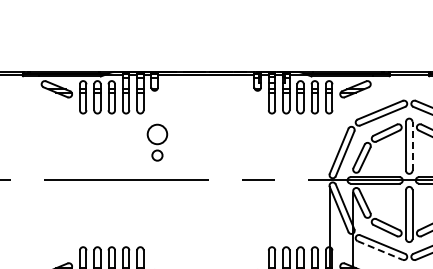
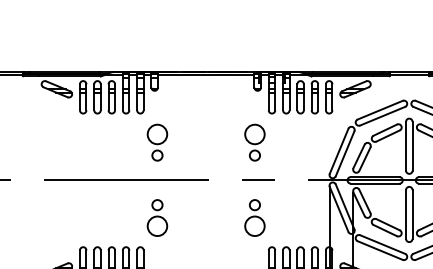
part: none -> present (254, 142)
line: dashed -> solid (412, 145)
part: none -> present (157, 217)
part: none -> present (254, 217)
line: dashed -> solid (380, 250)
